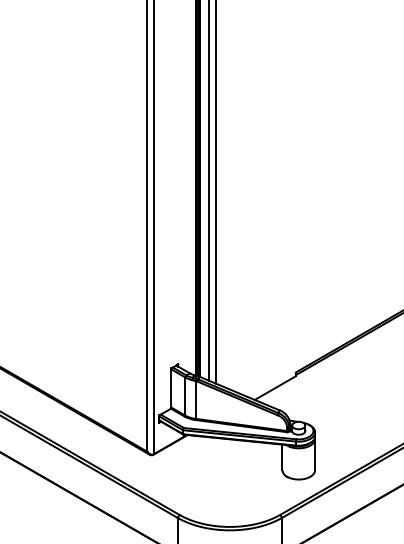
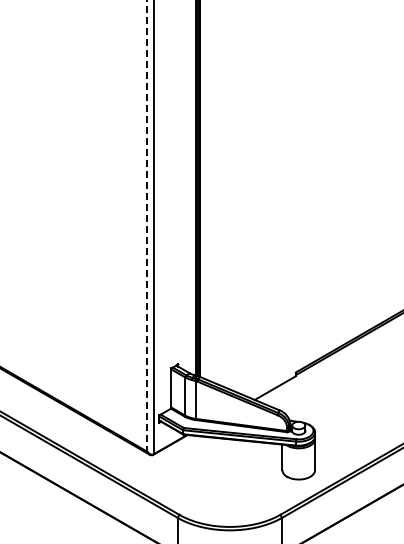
line: present -> none (209, 191)
line: present -> none (215, 192)
line: solid -> dashed (147, 226)
